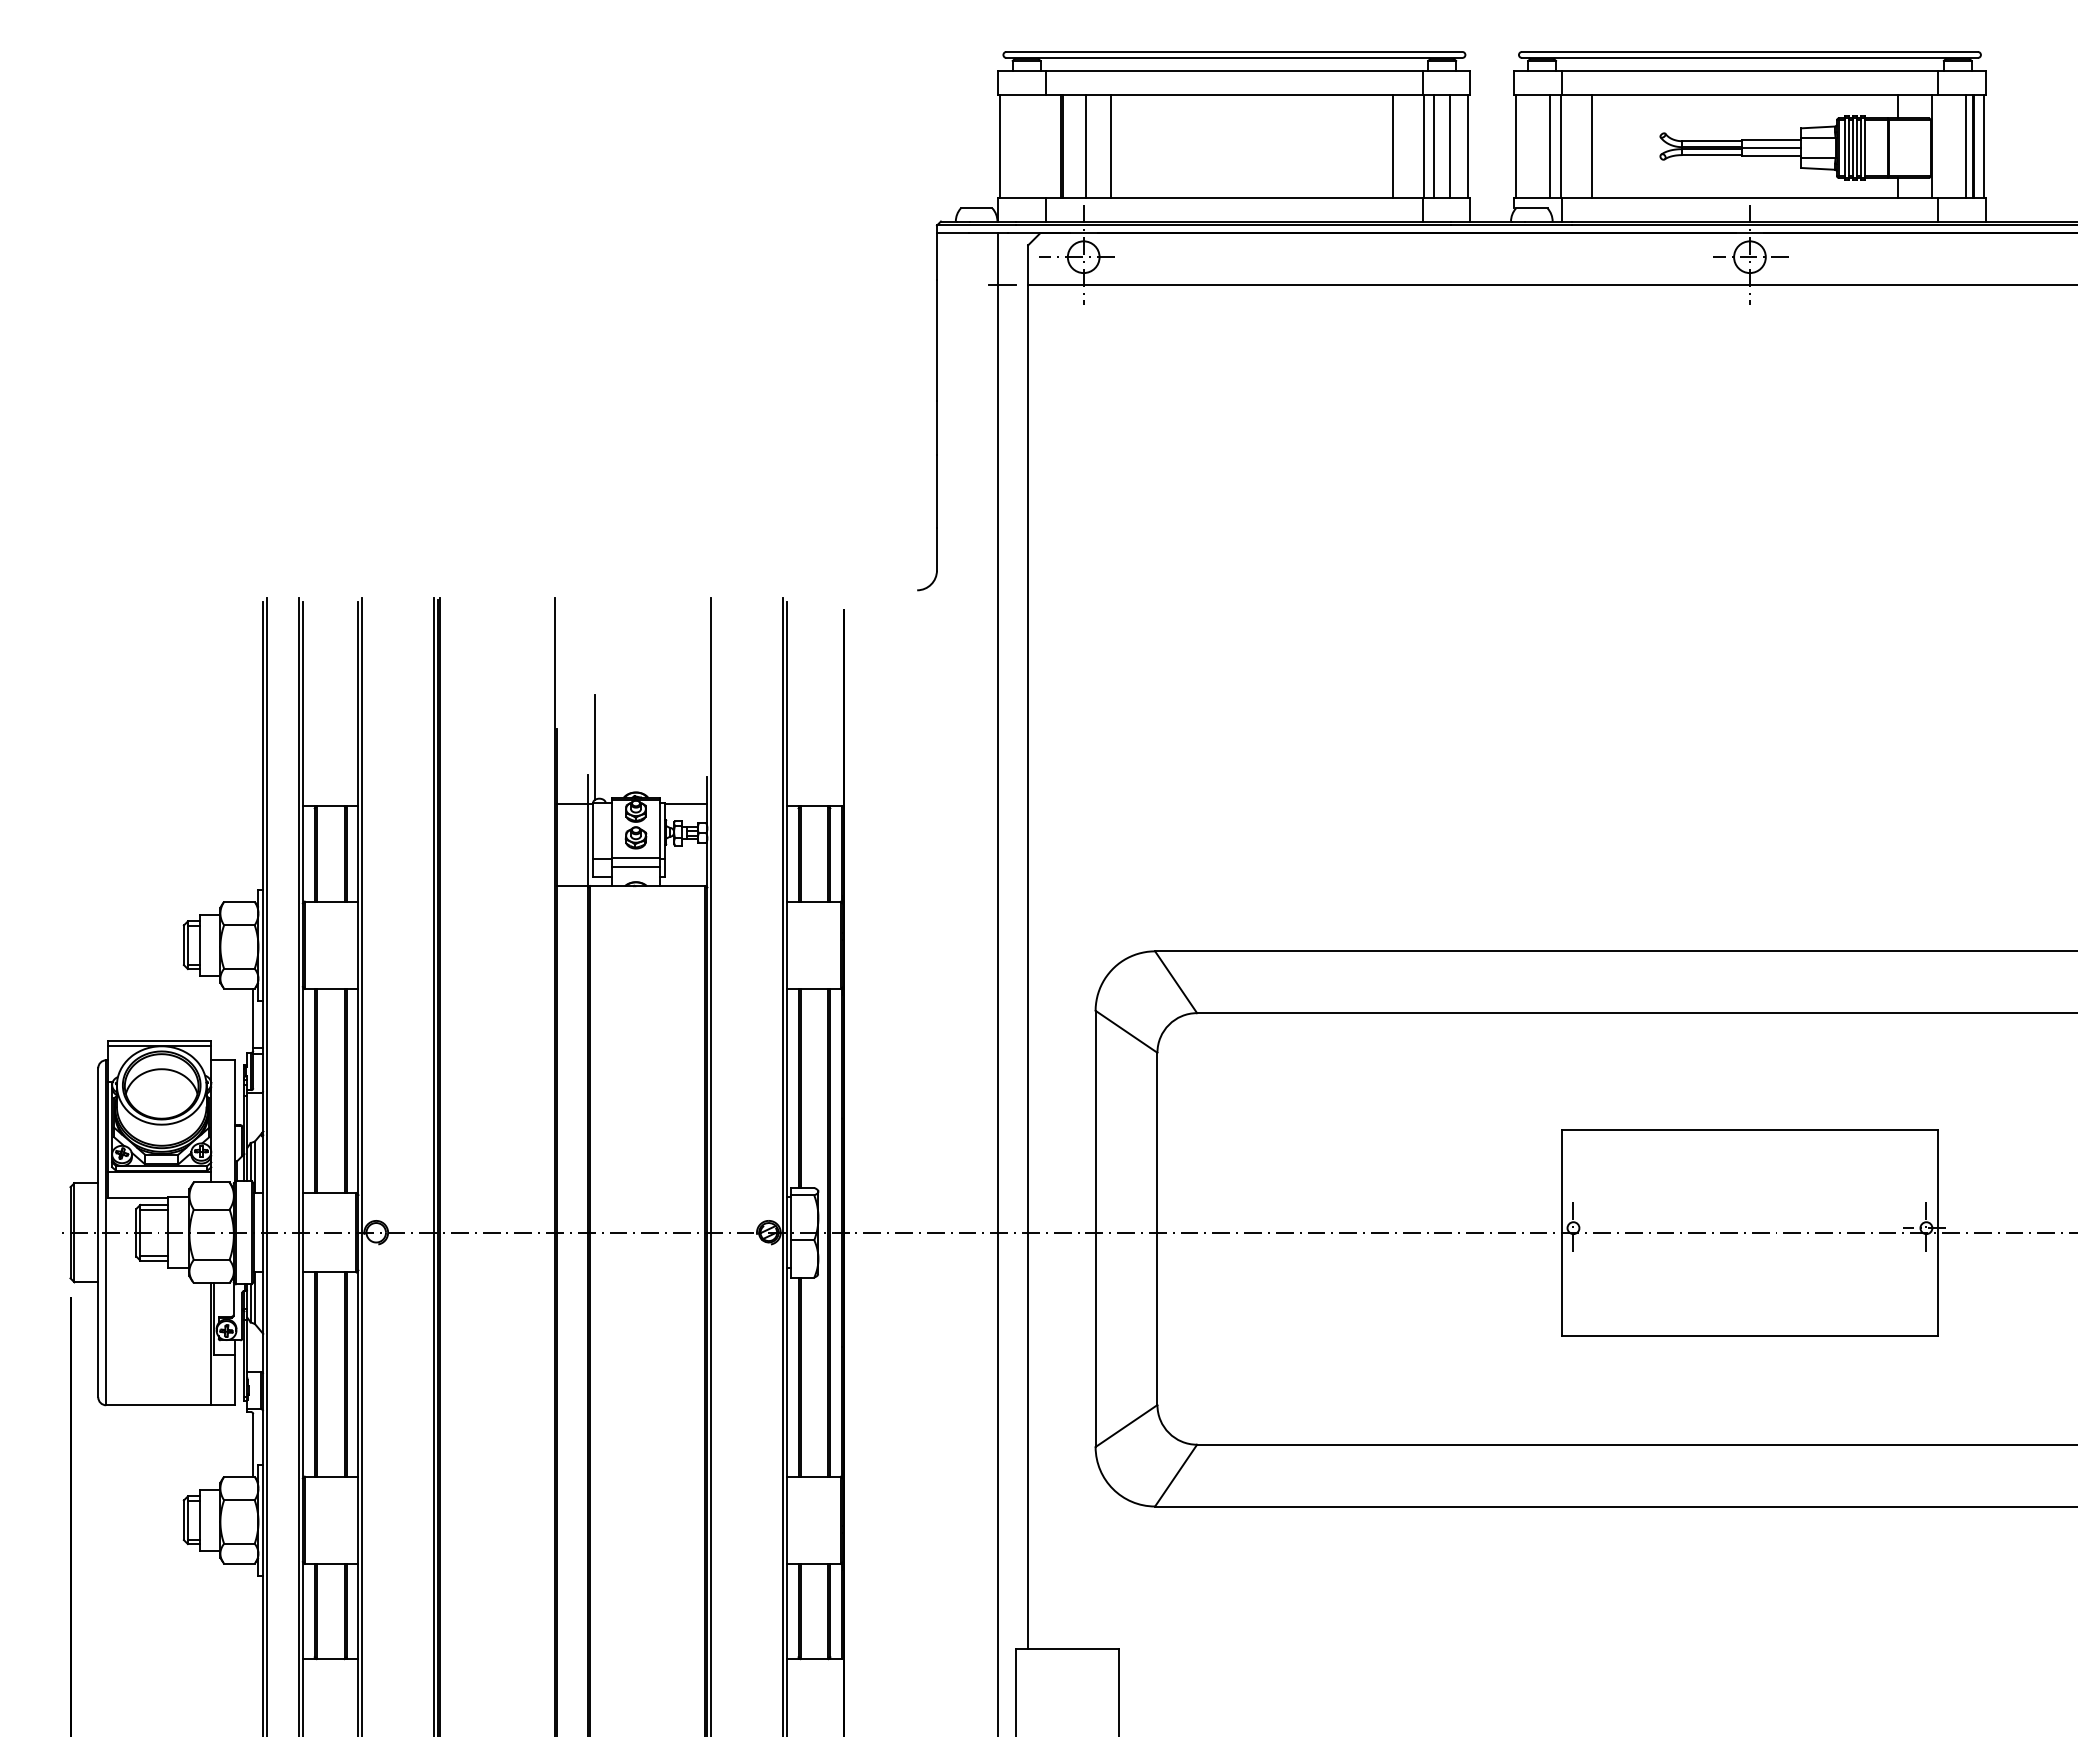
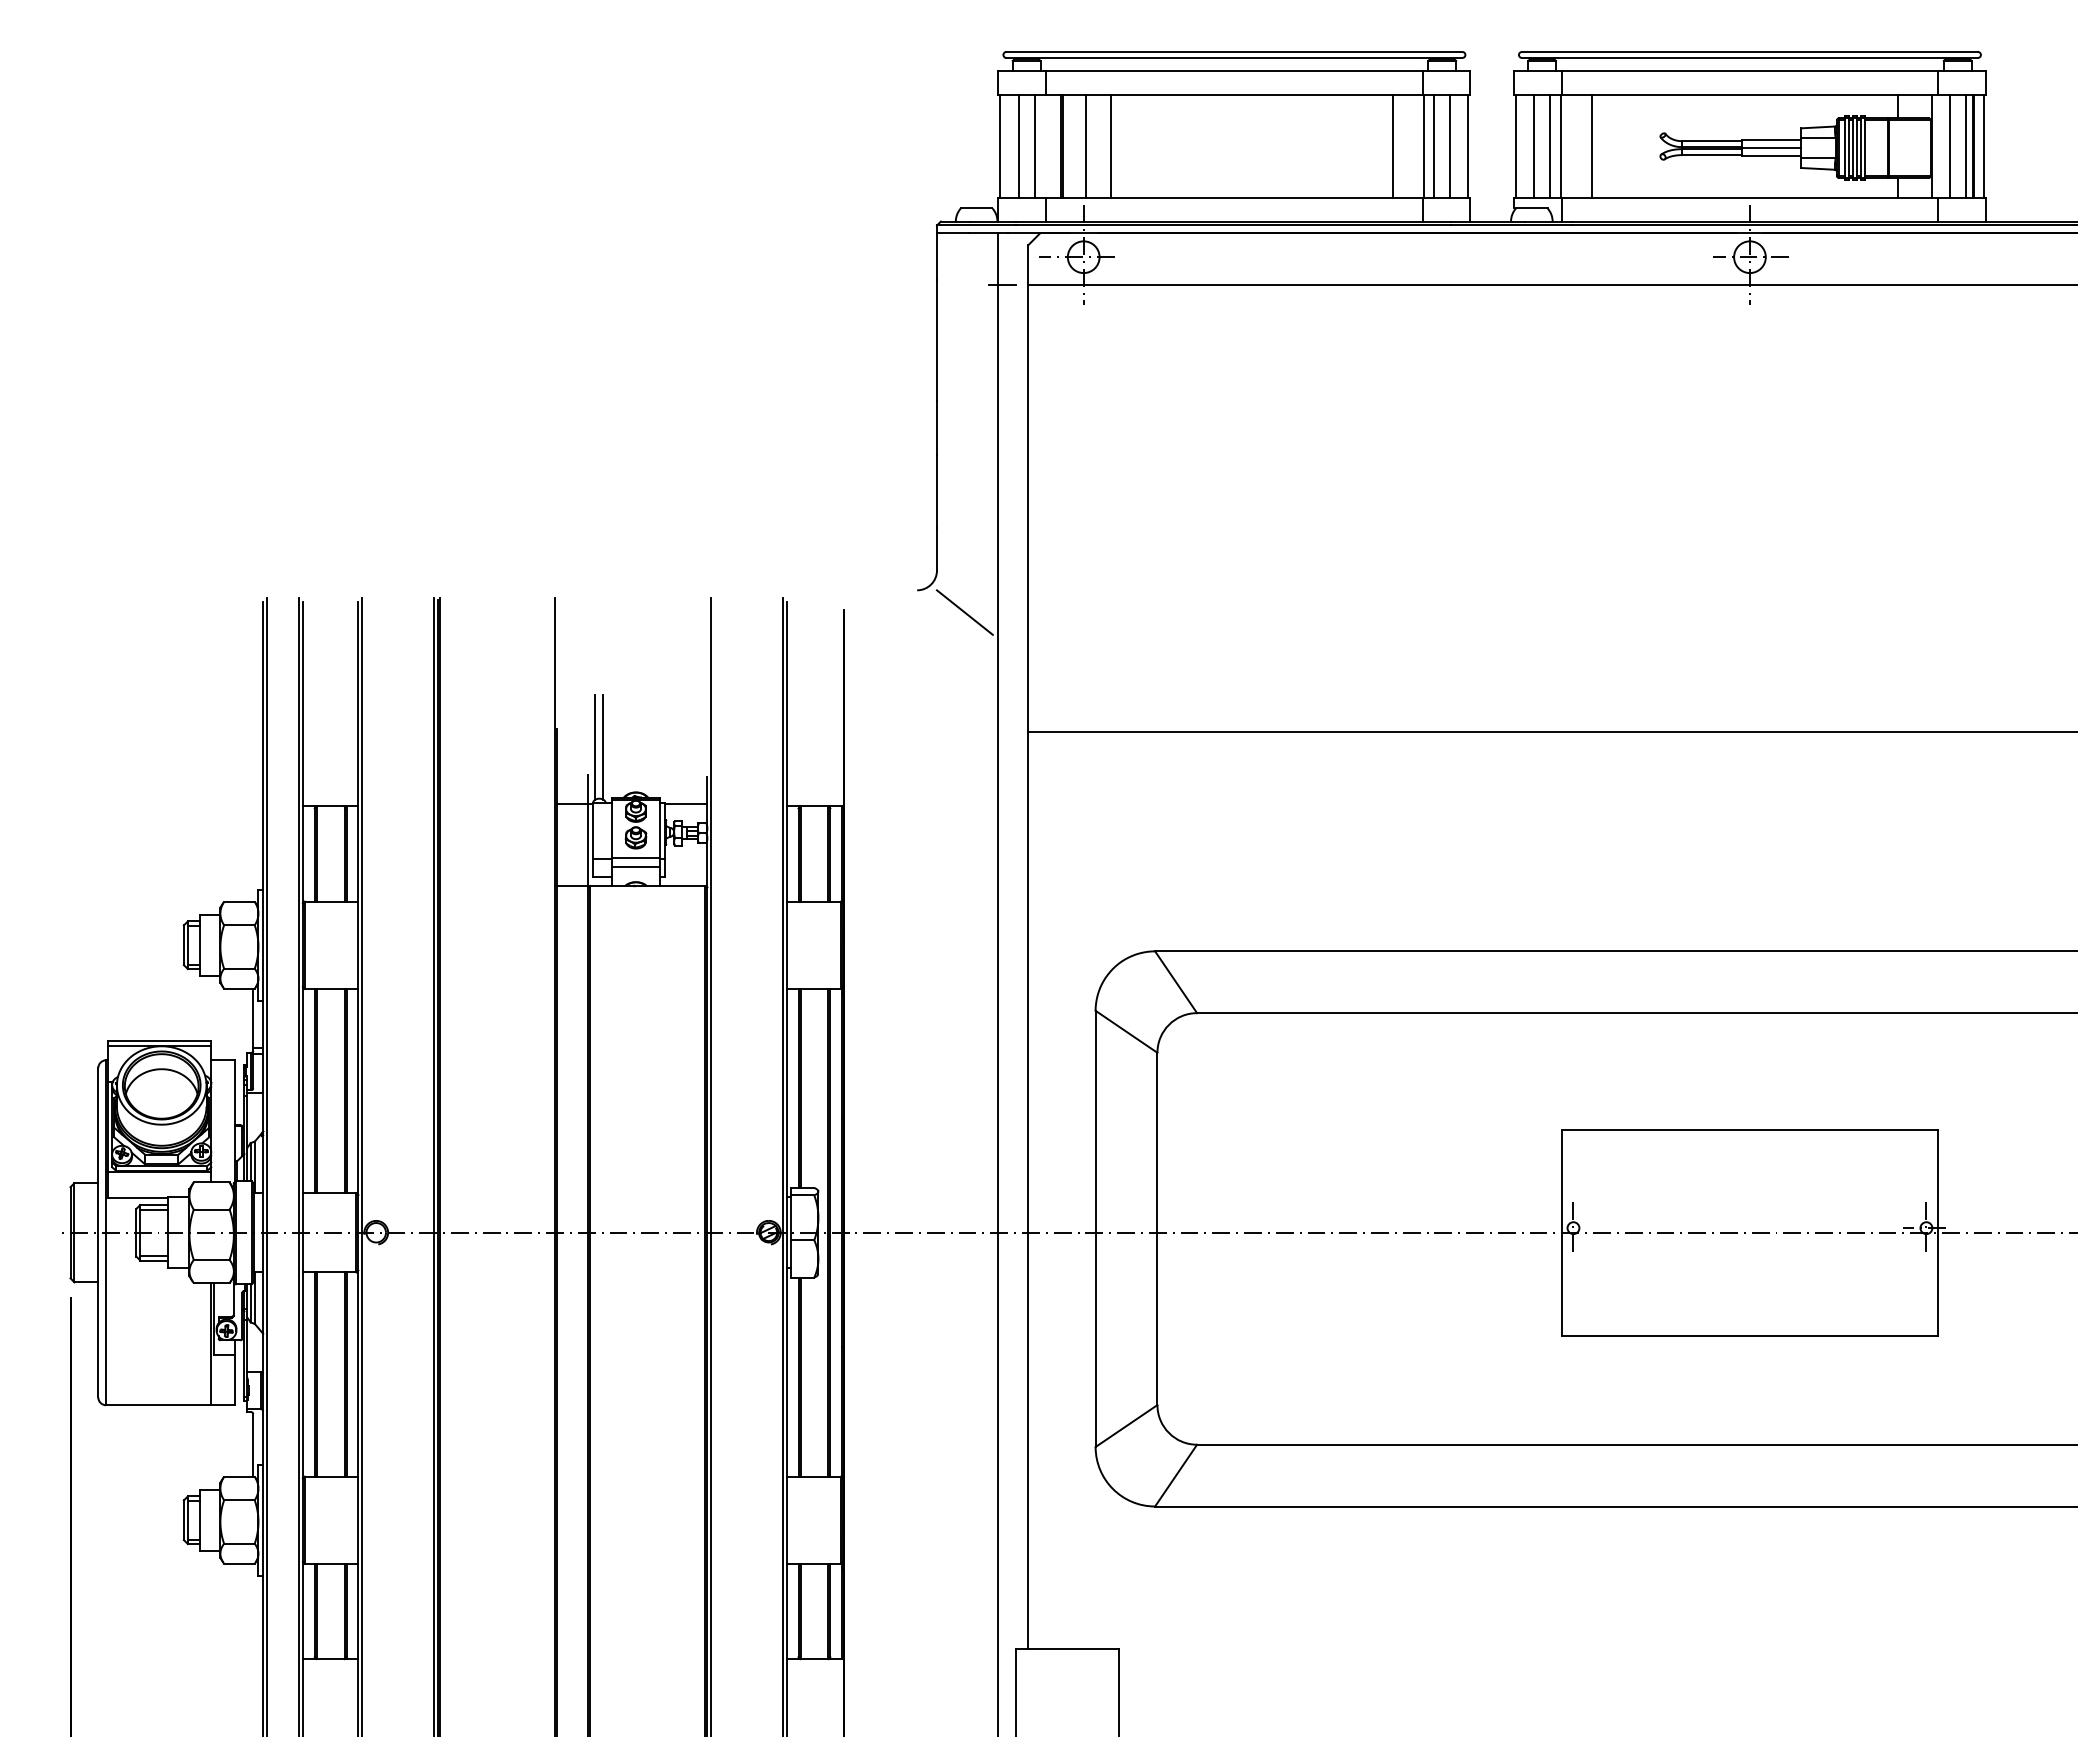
line: none -> present (1018, 145)
line: none -> present (1034, 145)
line: none -> present (1534, 145)
line: none -> present (1949, 145)
line: none -> present (964, 612)
line: none -> present (1551, 732)
line: none -> present (603, 746)
